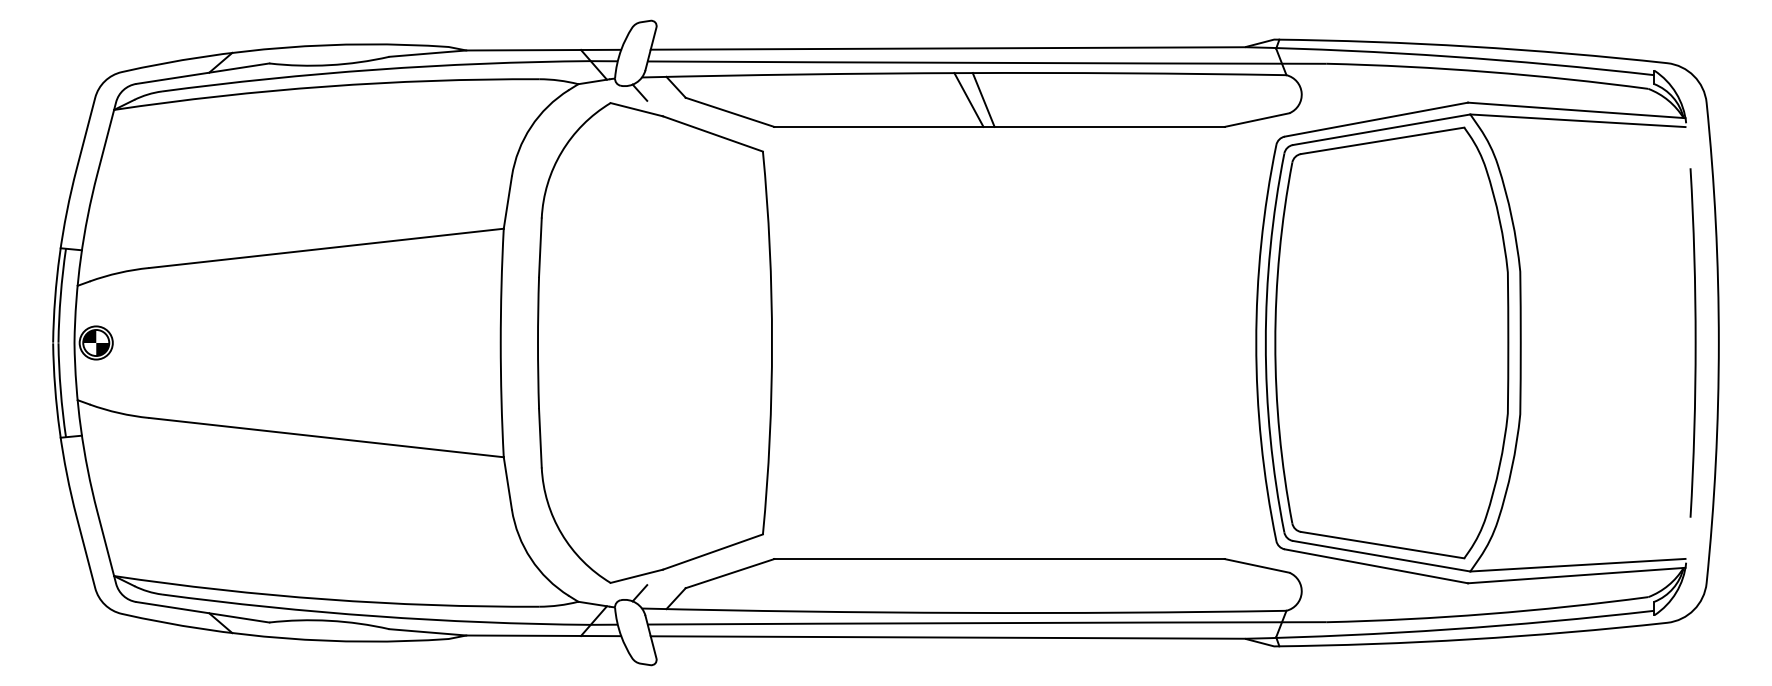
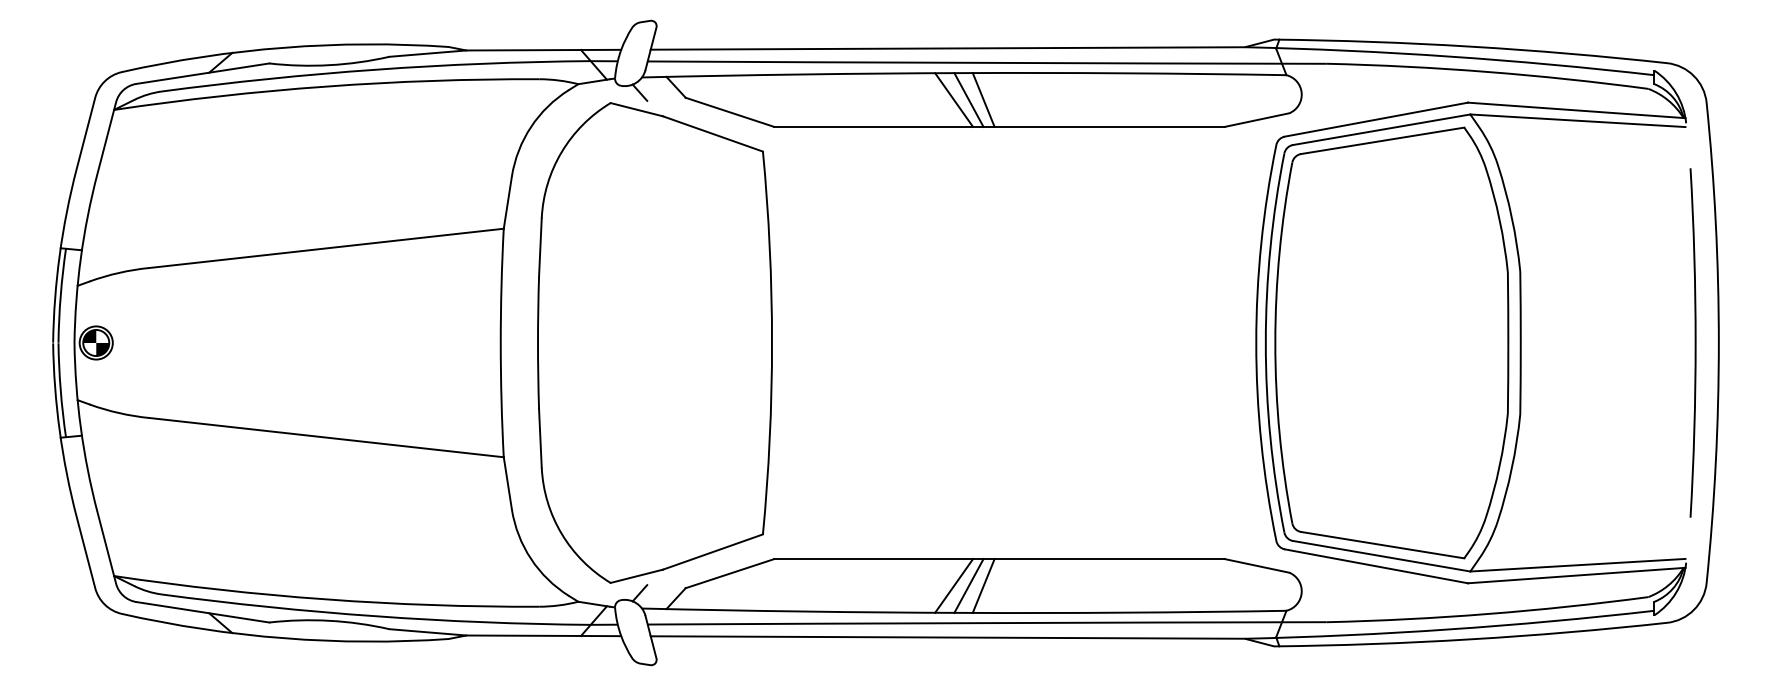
line: none -> present (954, 99)
line: none -> present (954, 585)
line: none -> present (968, 585)
line: none -> present (983, 585)
